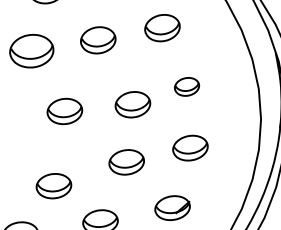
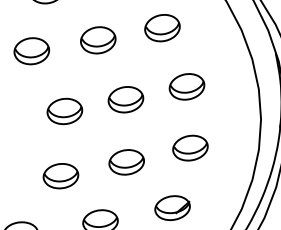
part size: 46x35 px -> 38x29 px (31, 51)
part size: 27x20 px -> 38x28 px (186, 86)
part position: (132, 104) -> (125, 99) (125, 99)
part position: (53, 186) -> (60, 176) (60, 176)
